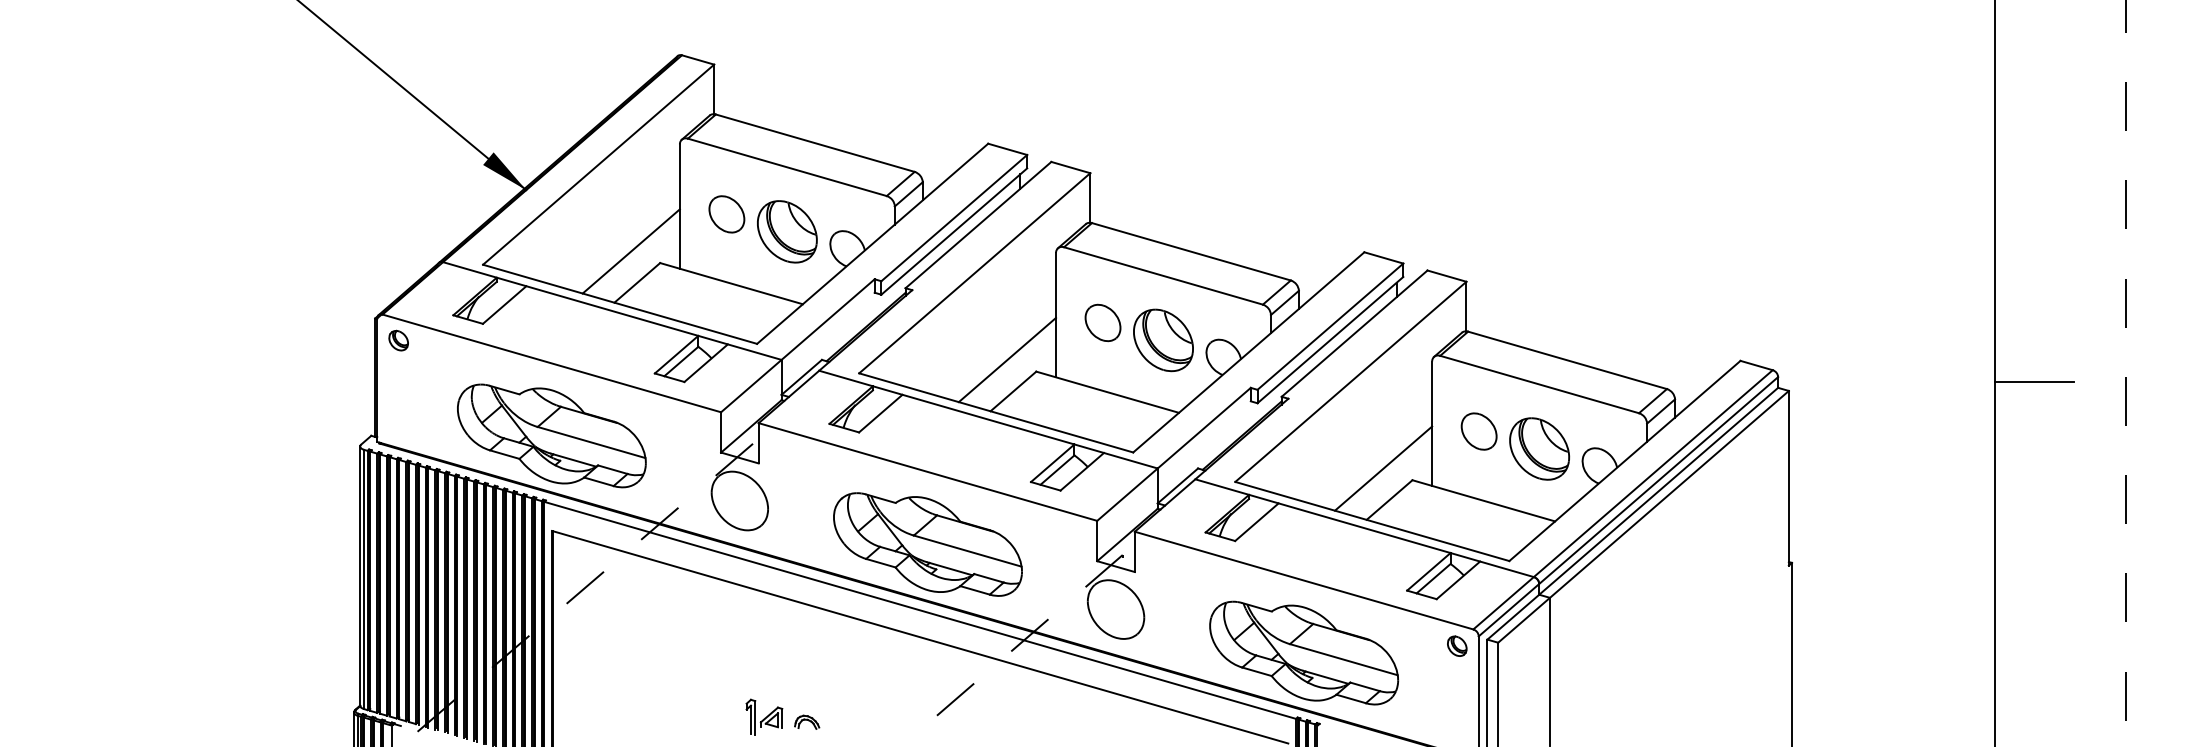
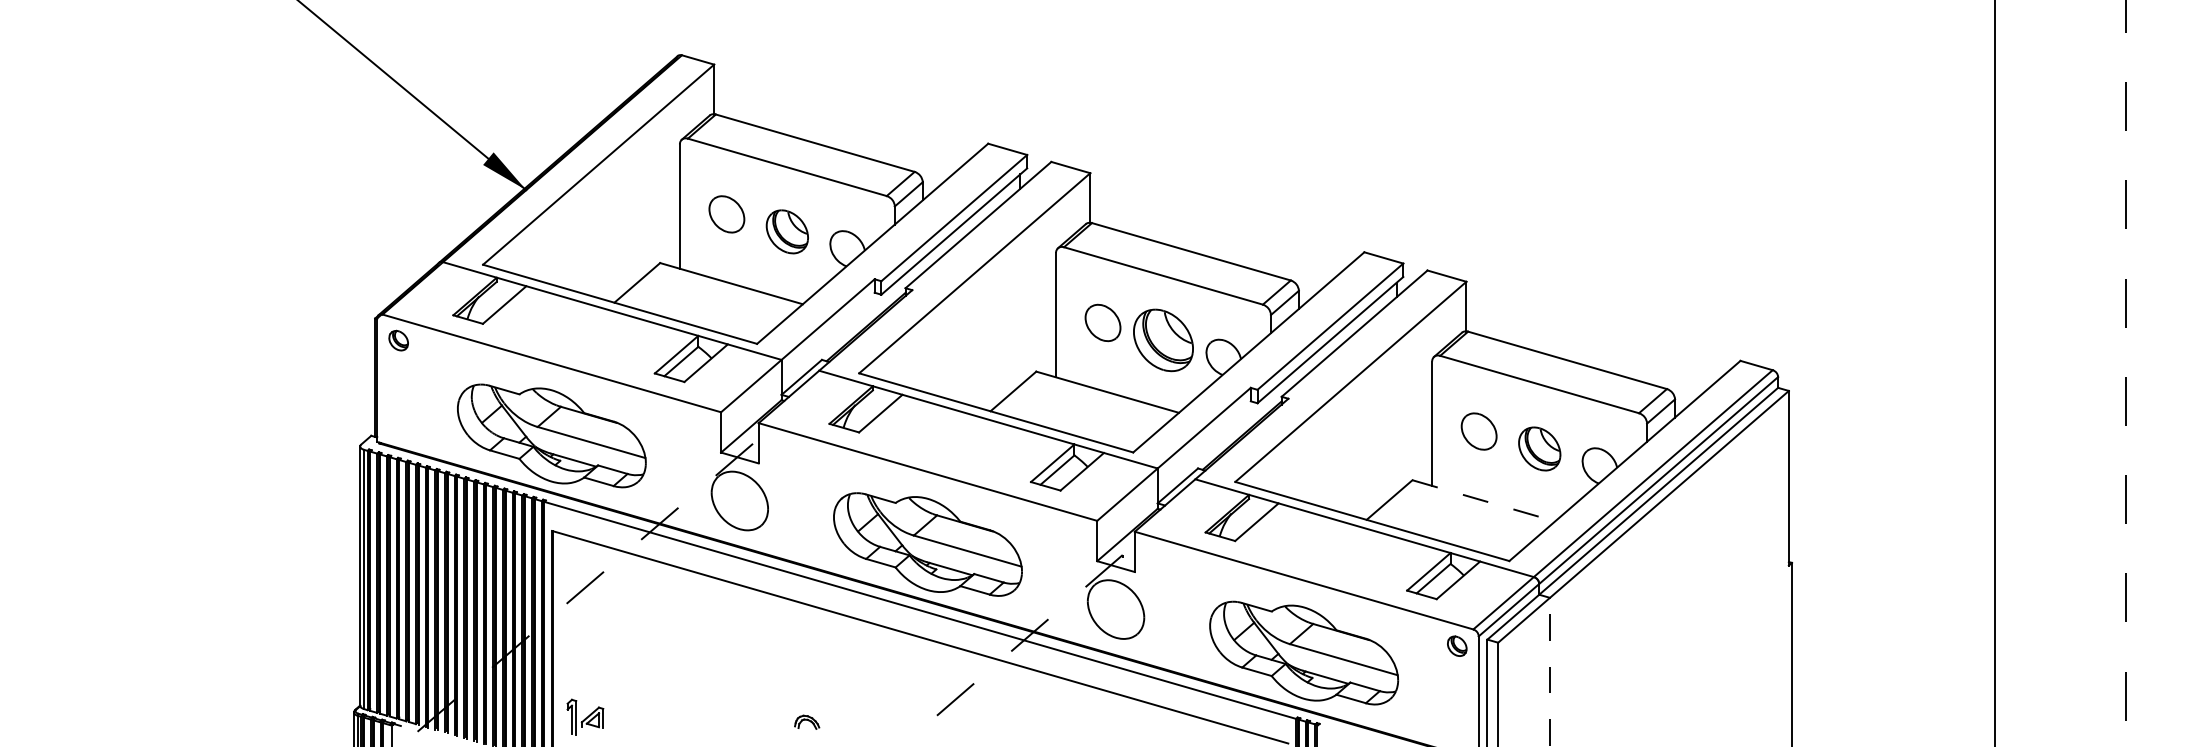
part size: 61x64 px -> 44x46 px (786, 231)
line: present -> none (630, 251)
line: present -> none (1007, 359)
line: present -> none (2033, 381)
part size: 62x64 px -> 44x46 px (1539, 448)
line: present -> none (1383, 468)
line: solid -> dashed (1484, 500)
line: solid -> dashed (1549, 671)
part position: (764, 716) -> (585, 716) (585, 716)
